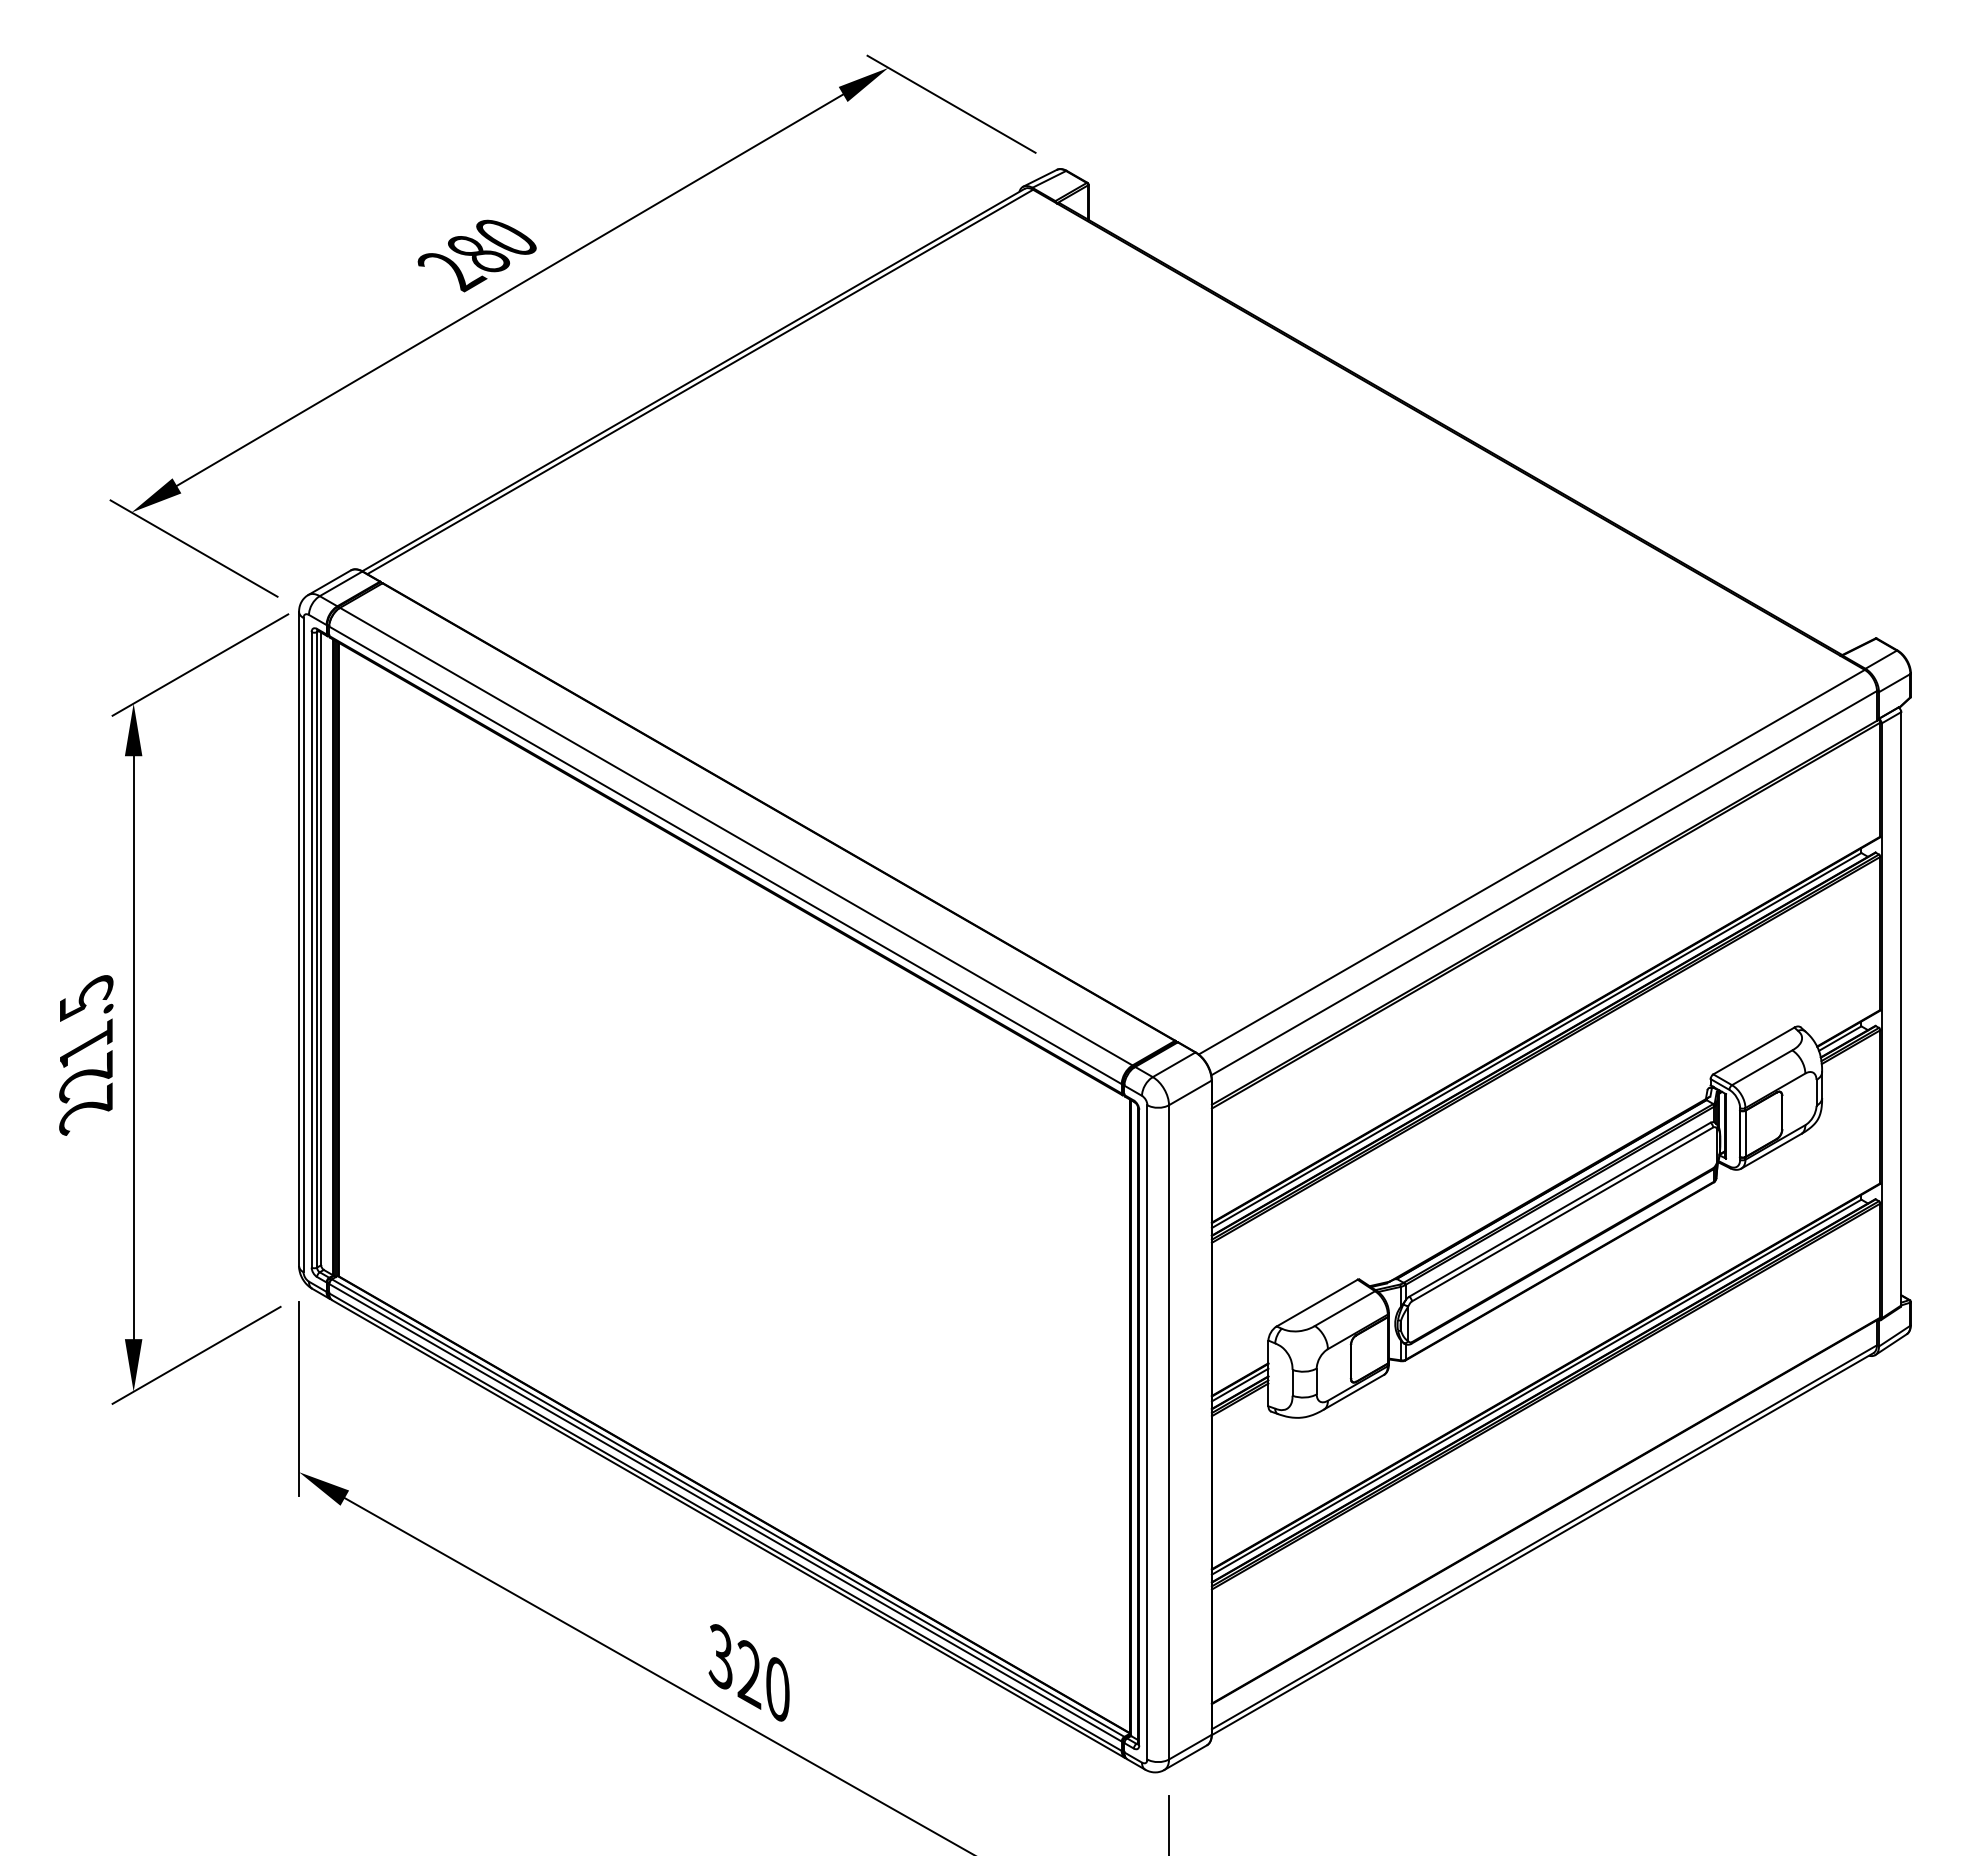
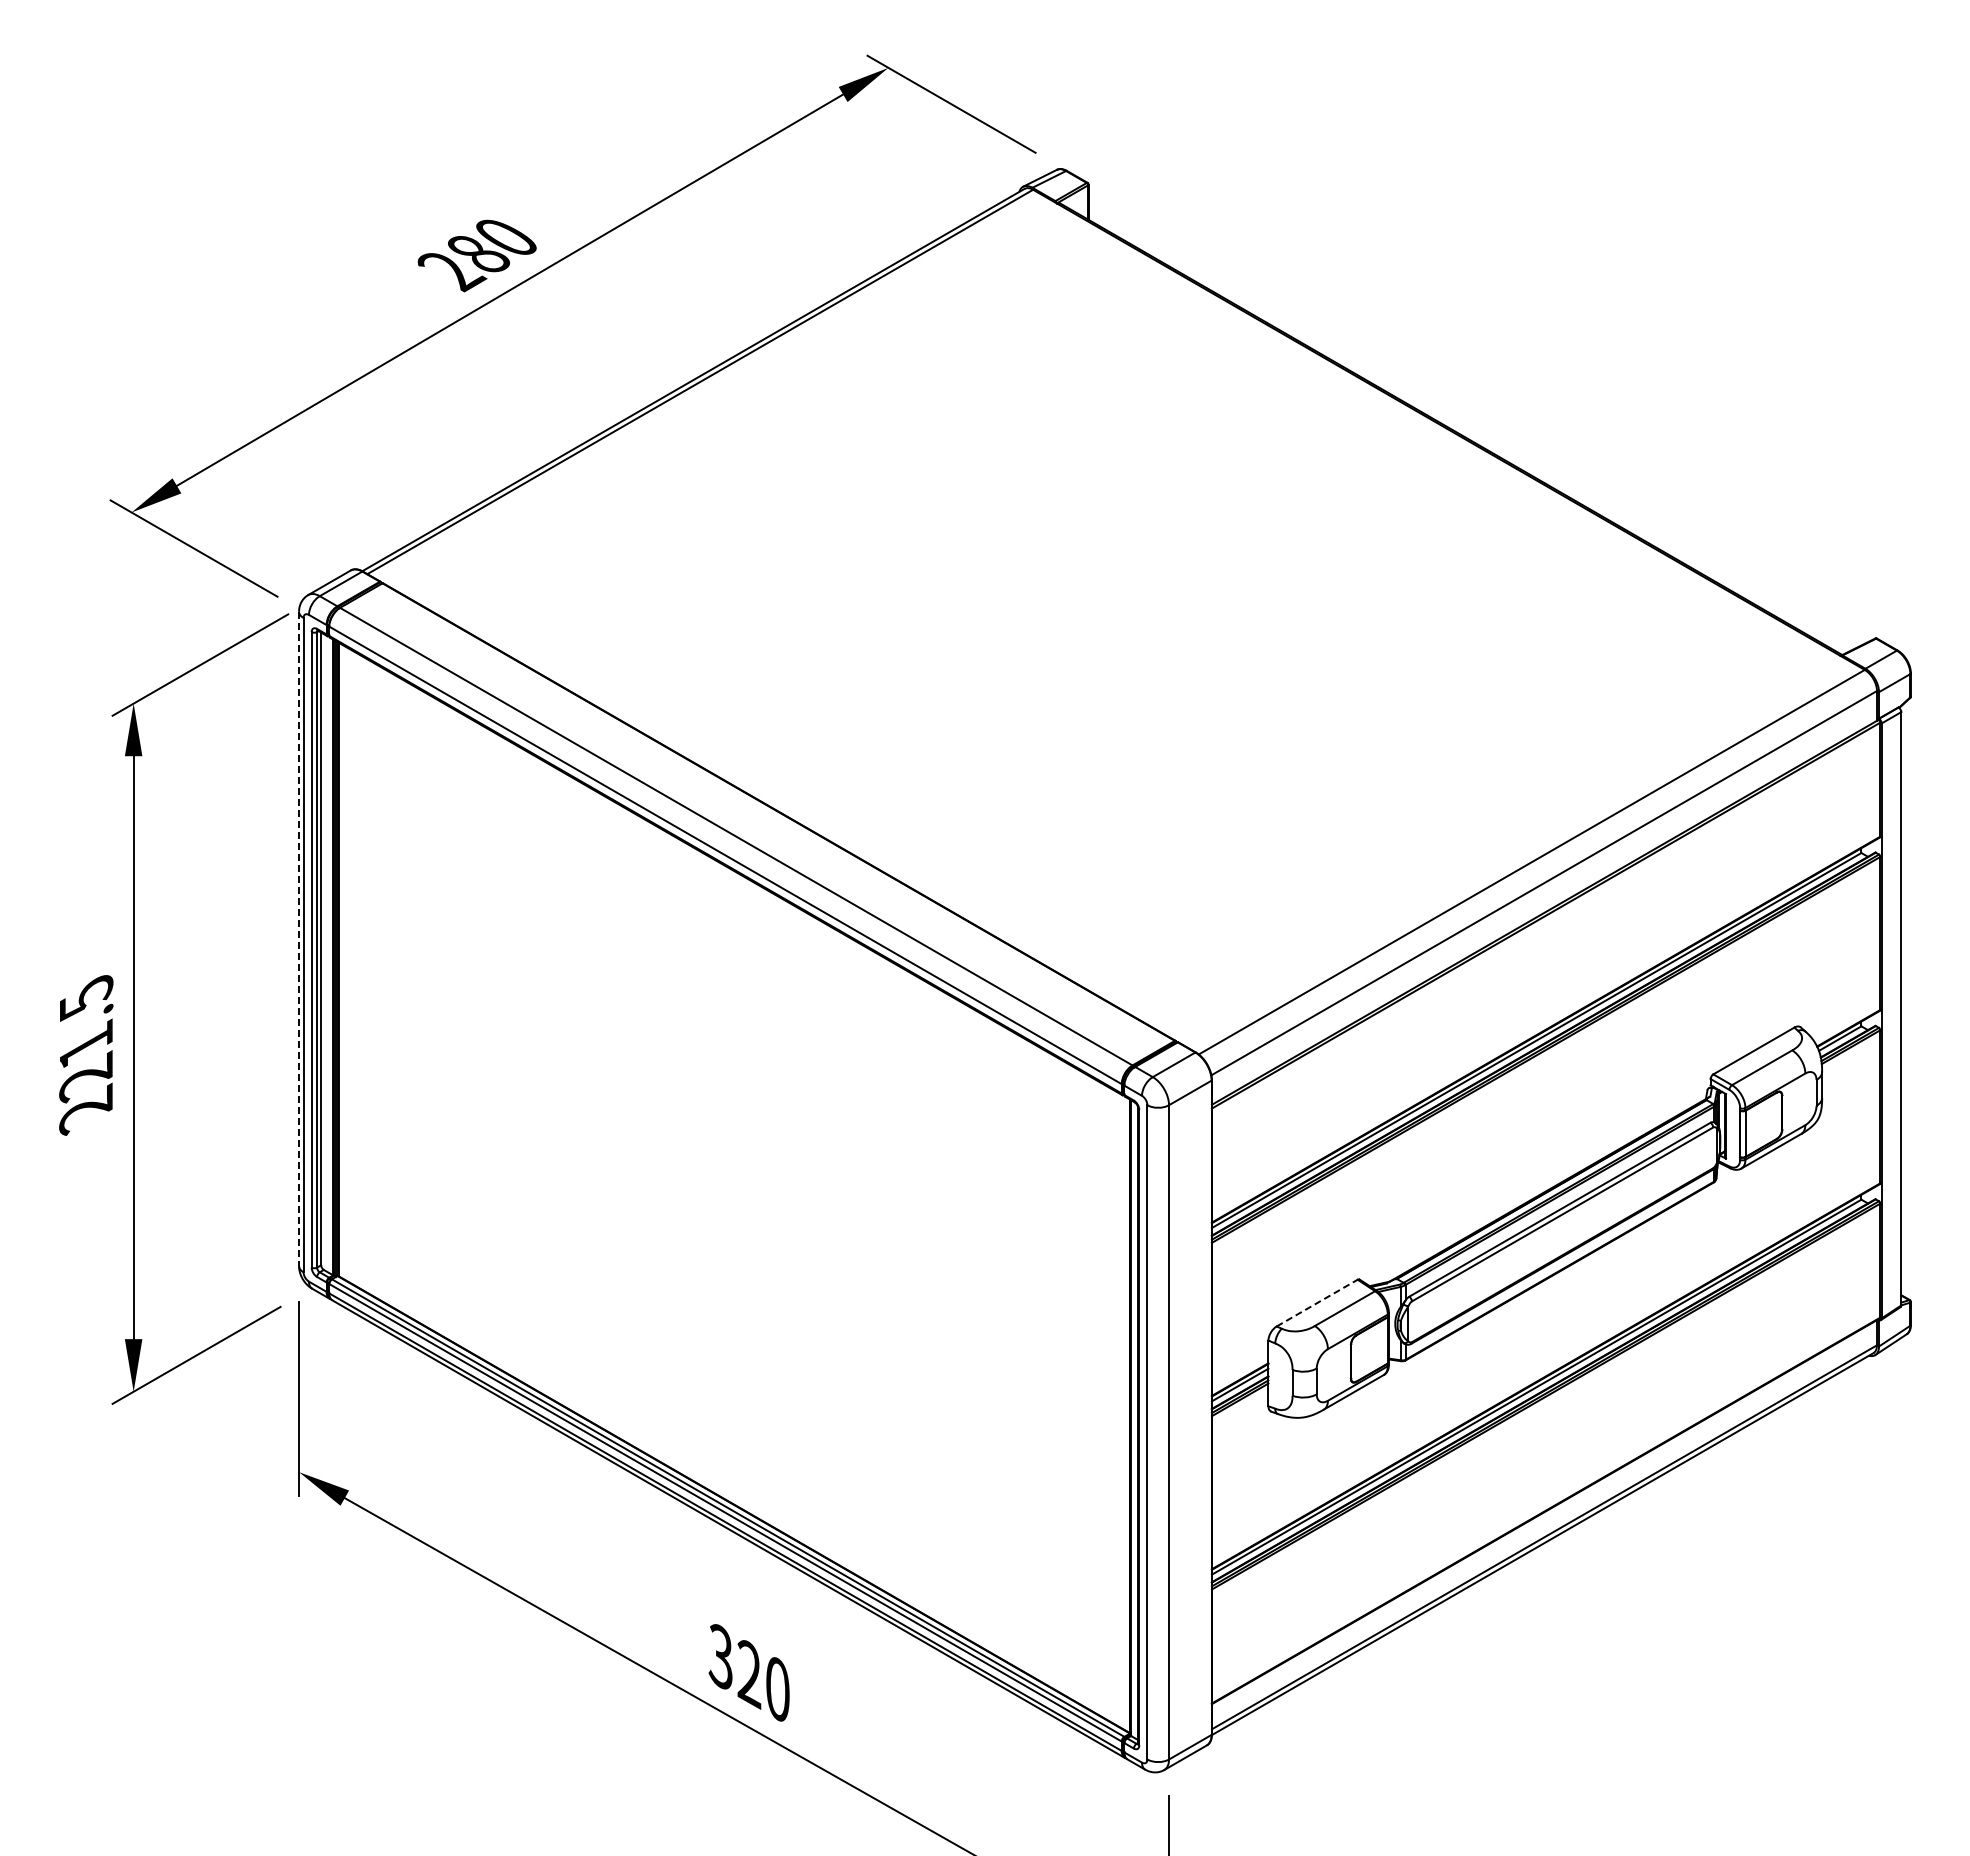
line: solid -> dashed (299, 939)
line: solid -> dashed (1317, 1303)
